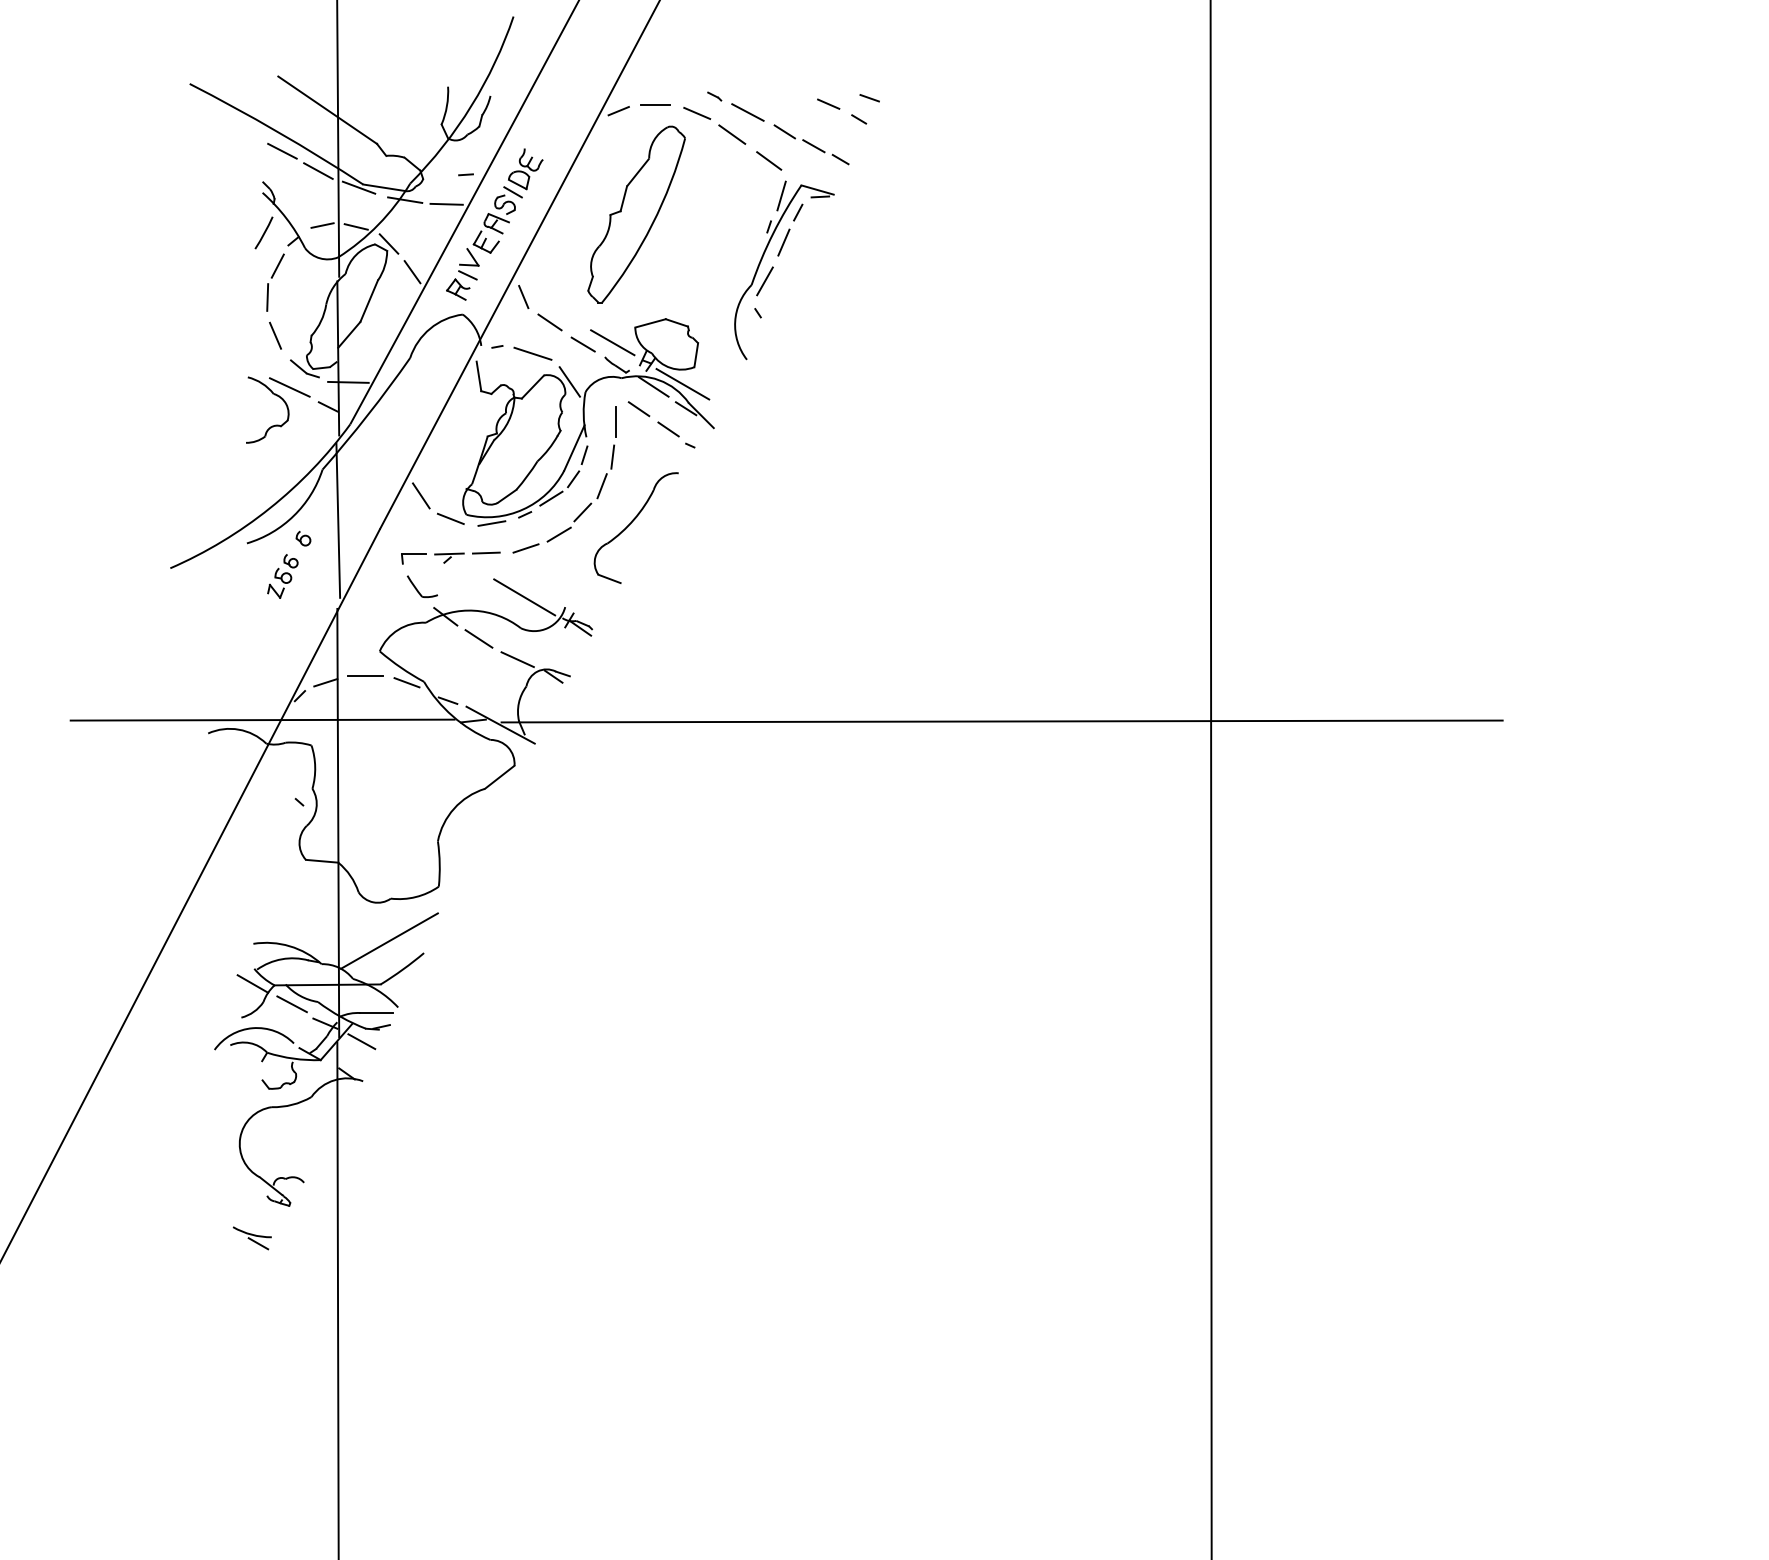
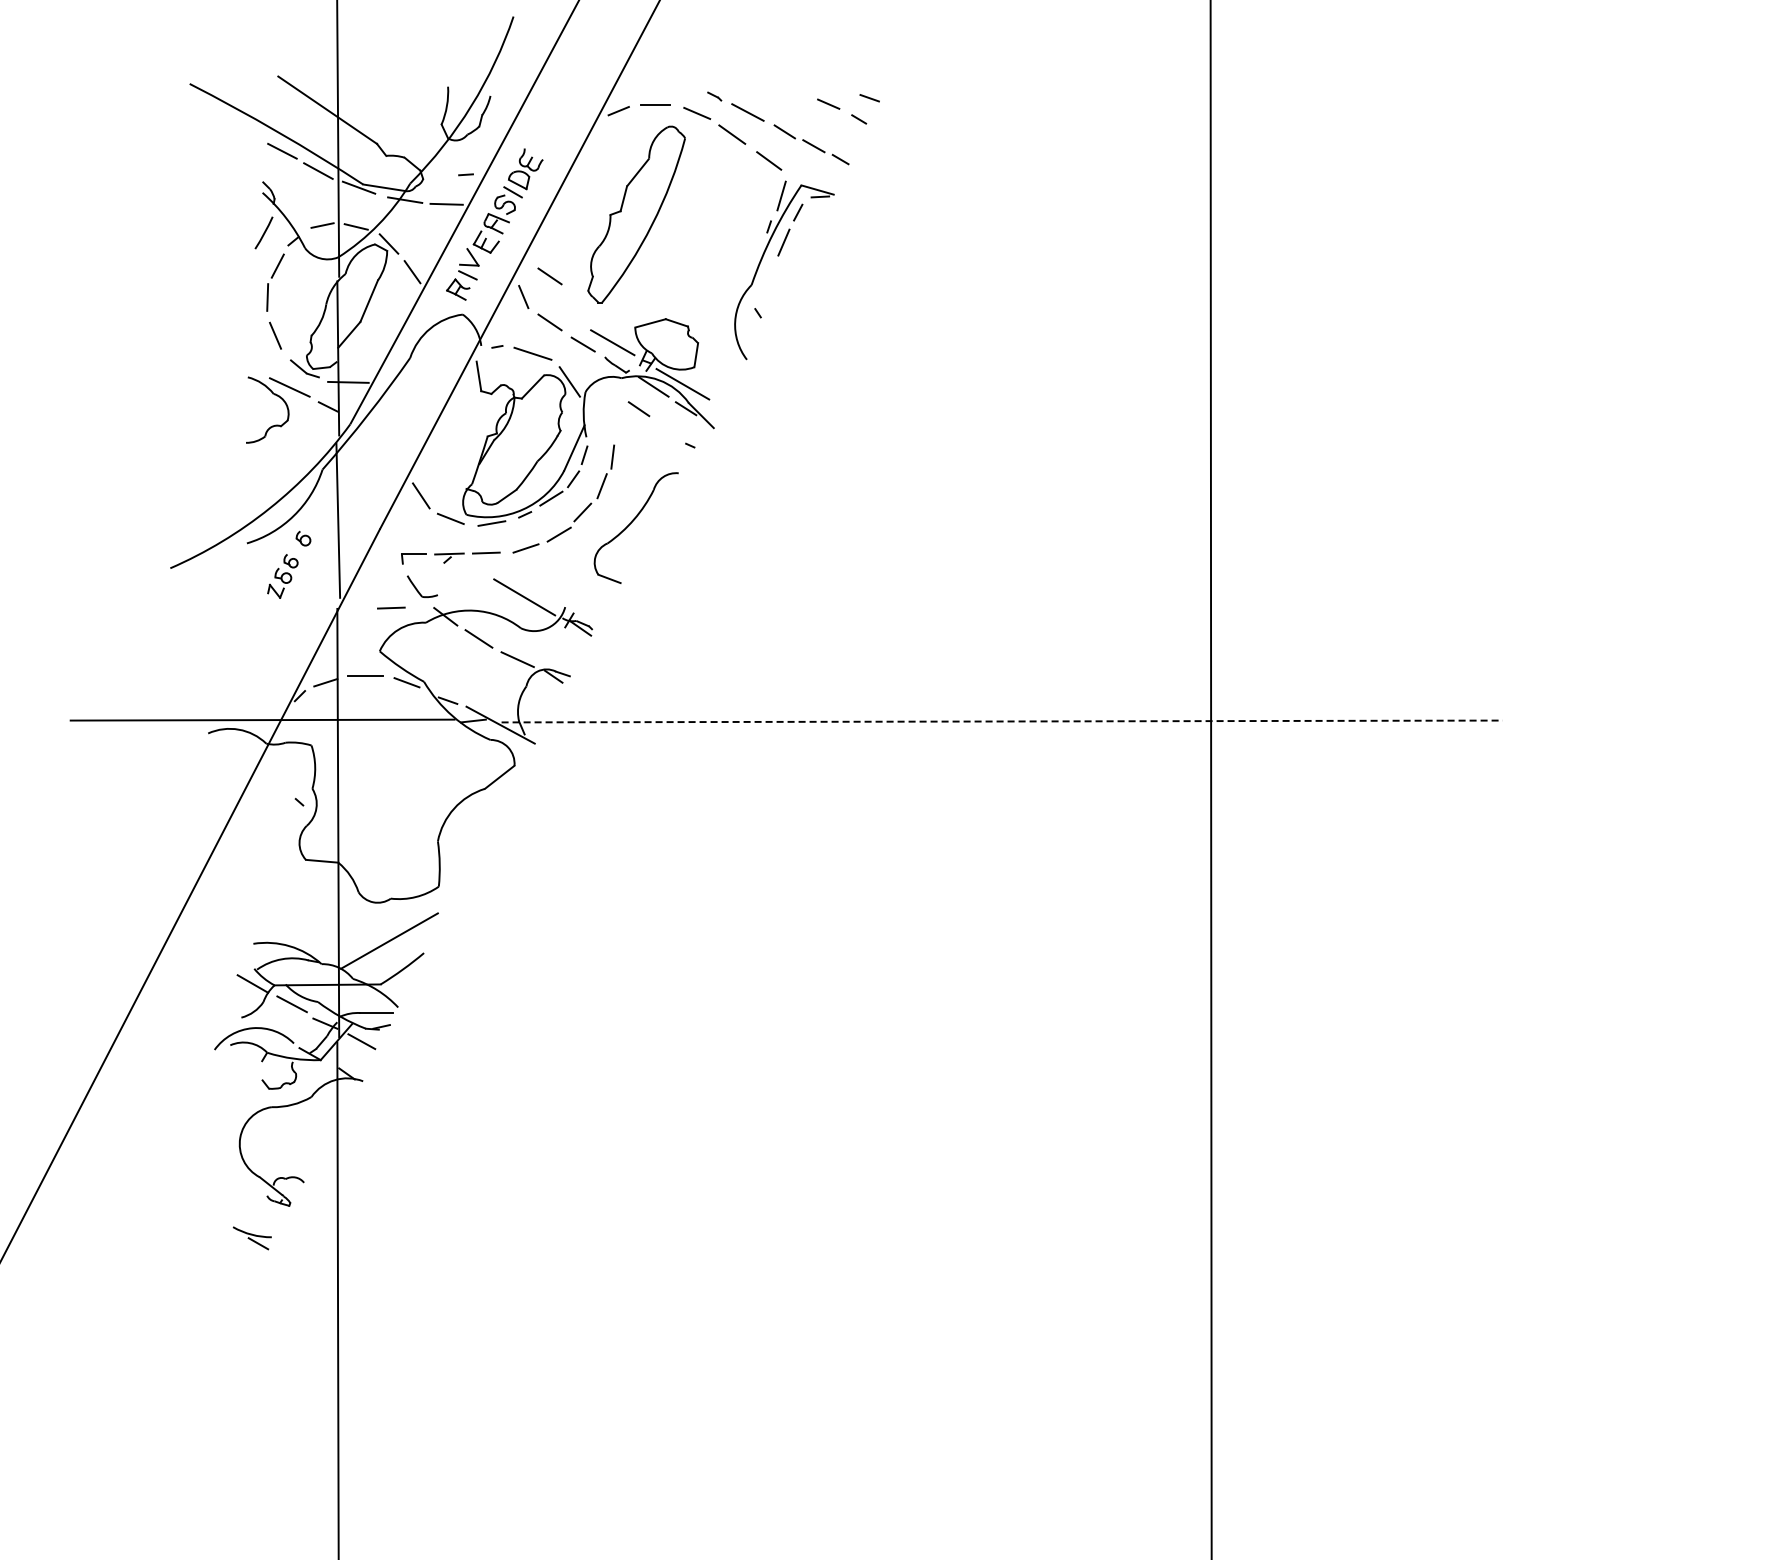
line: none -> present (549, 276)
line: present -> none (764, 281)
line: present -> none (616, 421)
line: present -> none (668, 429)
line: none -> present (391, 607)
line: solid -> dashed (1002, 721)
